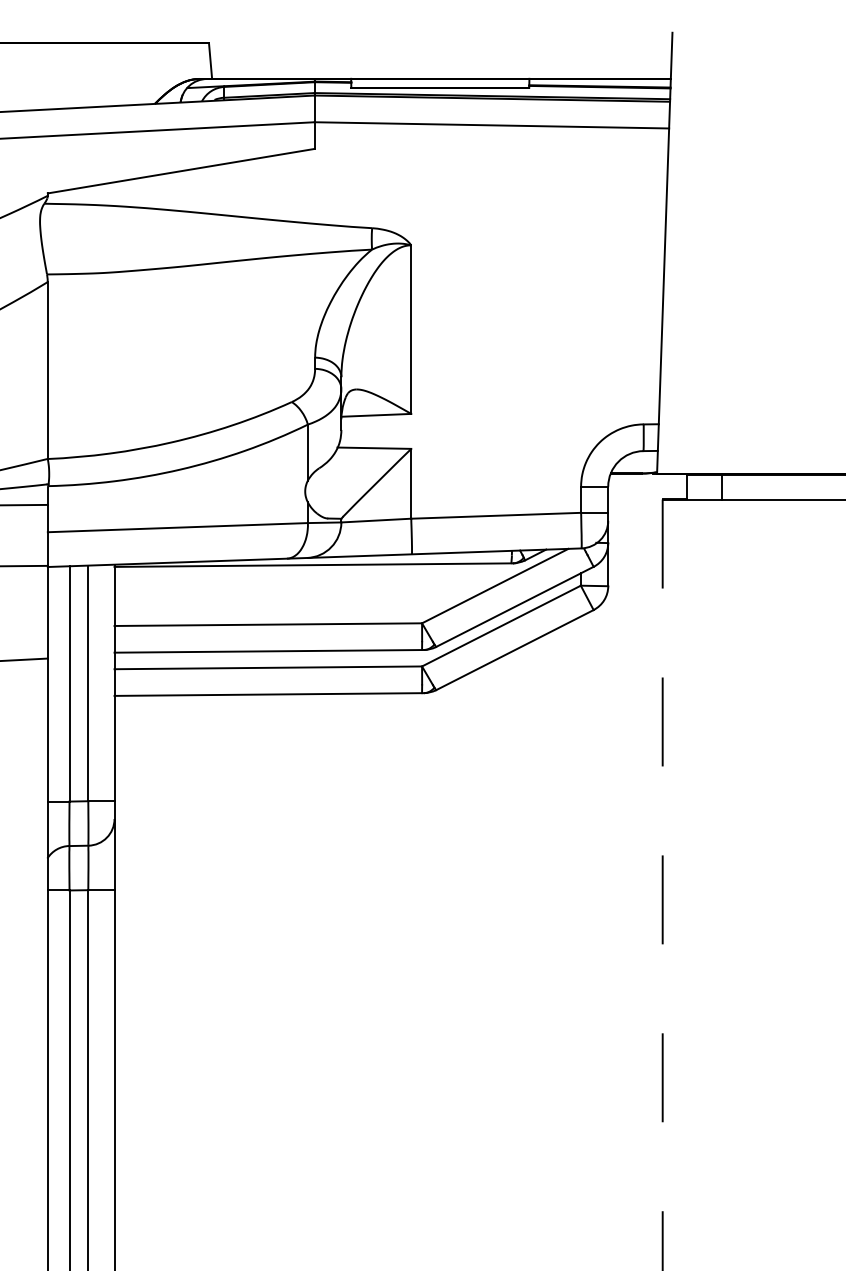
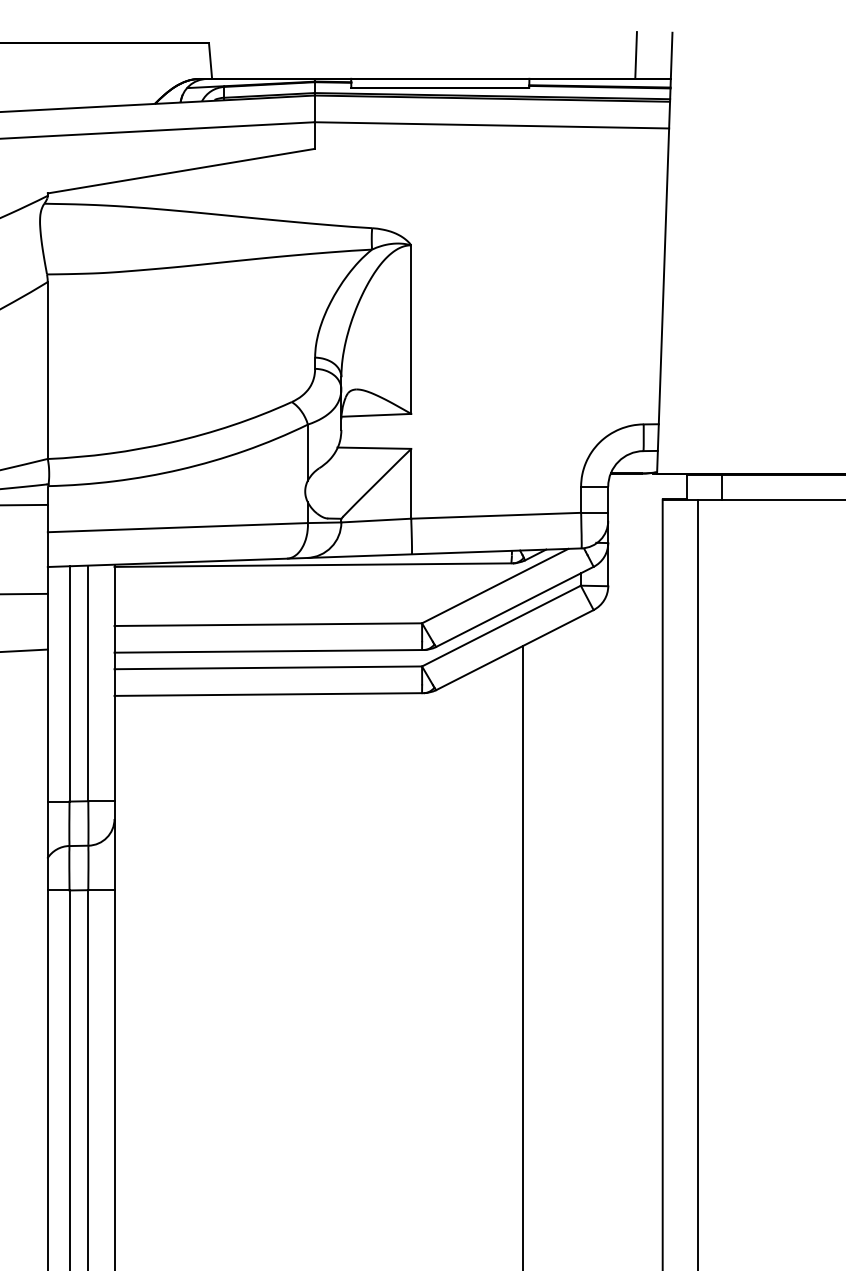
line: none -> present (635, 55)
line position: (24, 565) -> (24, 593) (24, 593)
line position: (24, 659) -> (24, 650) (24, 650)
line: none -> present (697, 883)
line: dashed -> solid (662, 885)
line: none -> present (523, 956)
